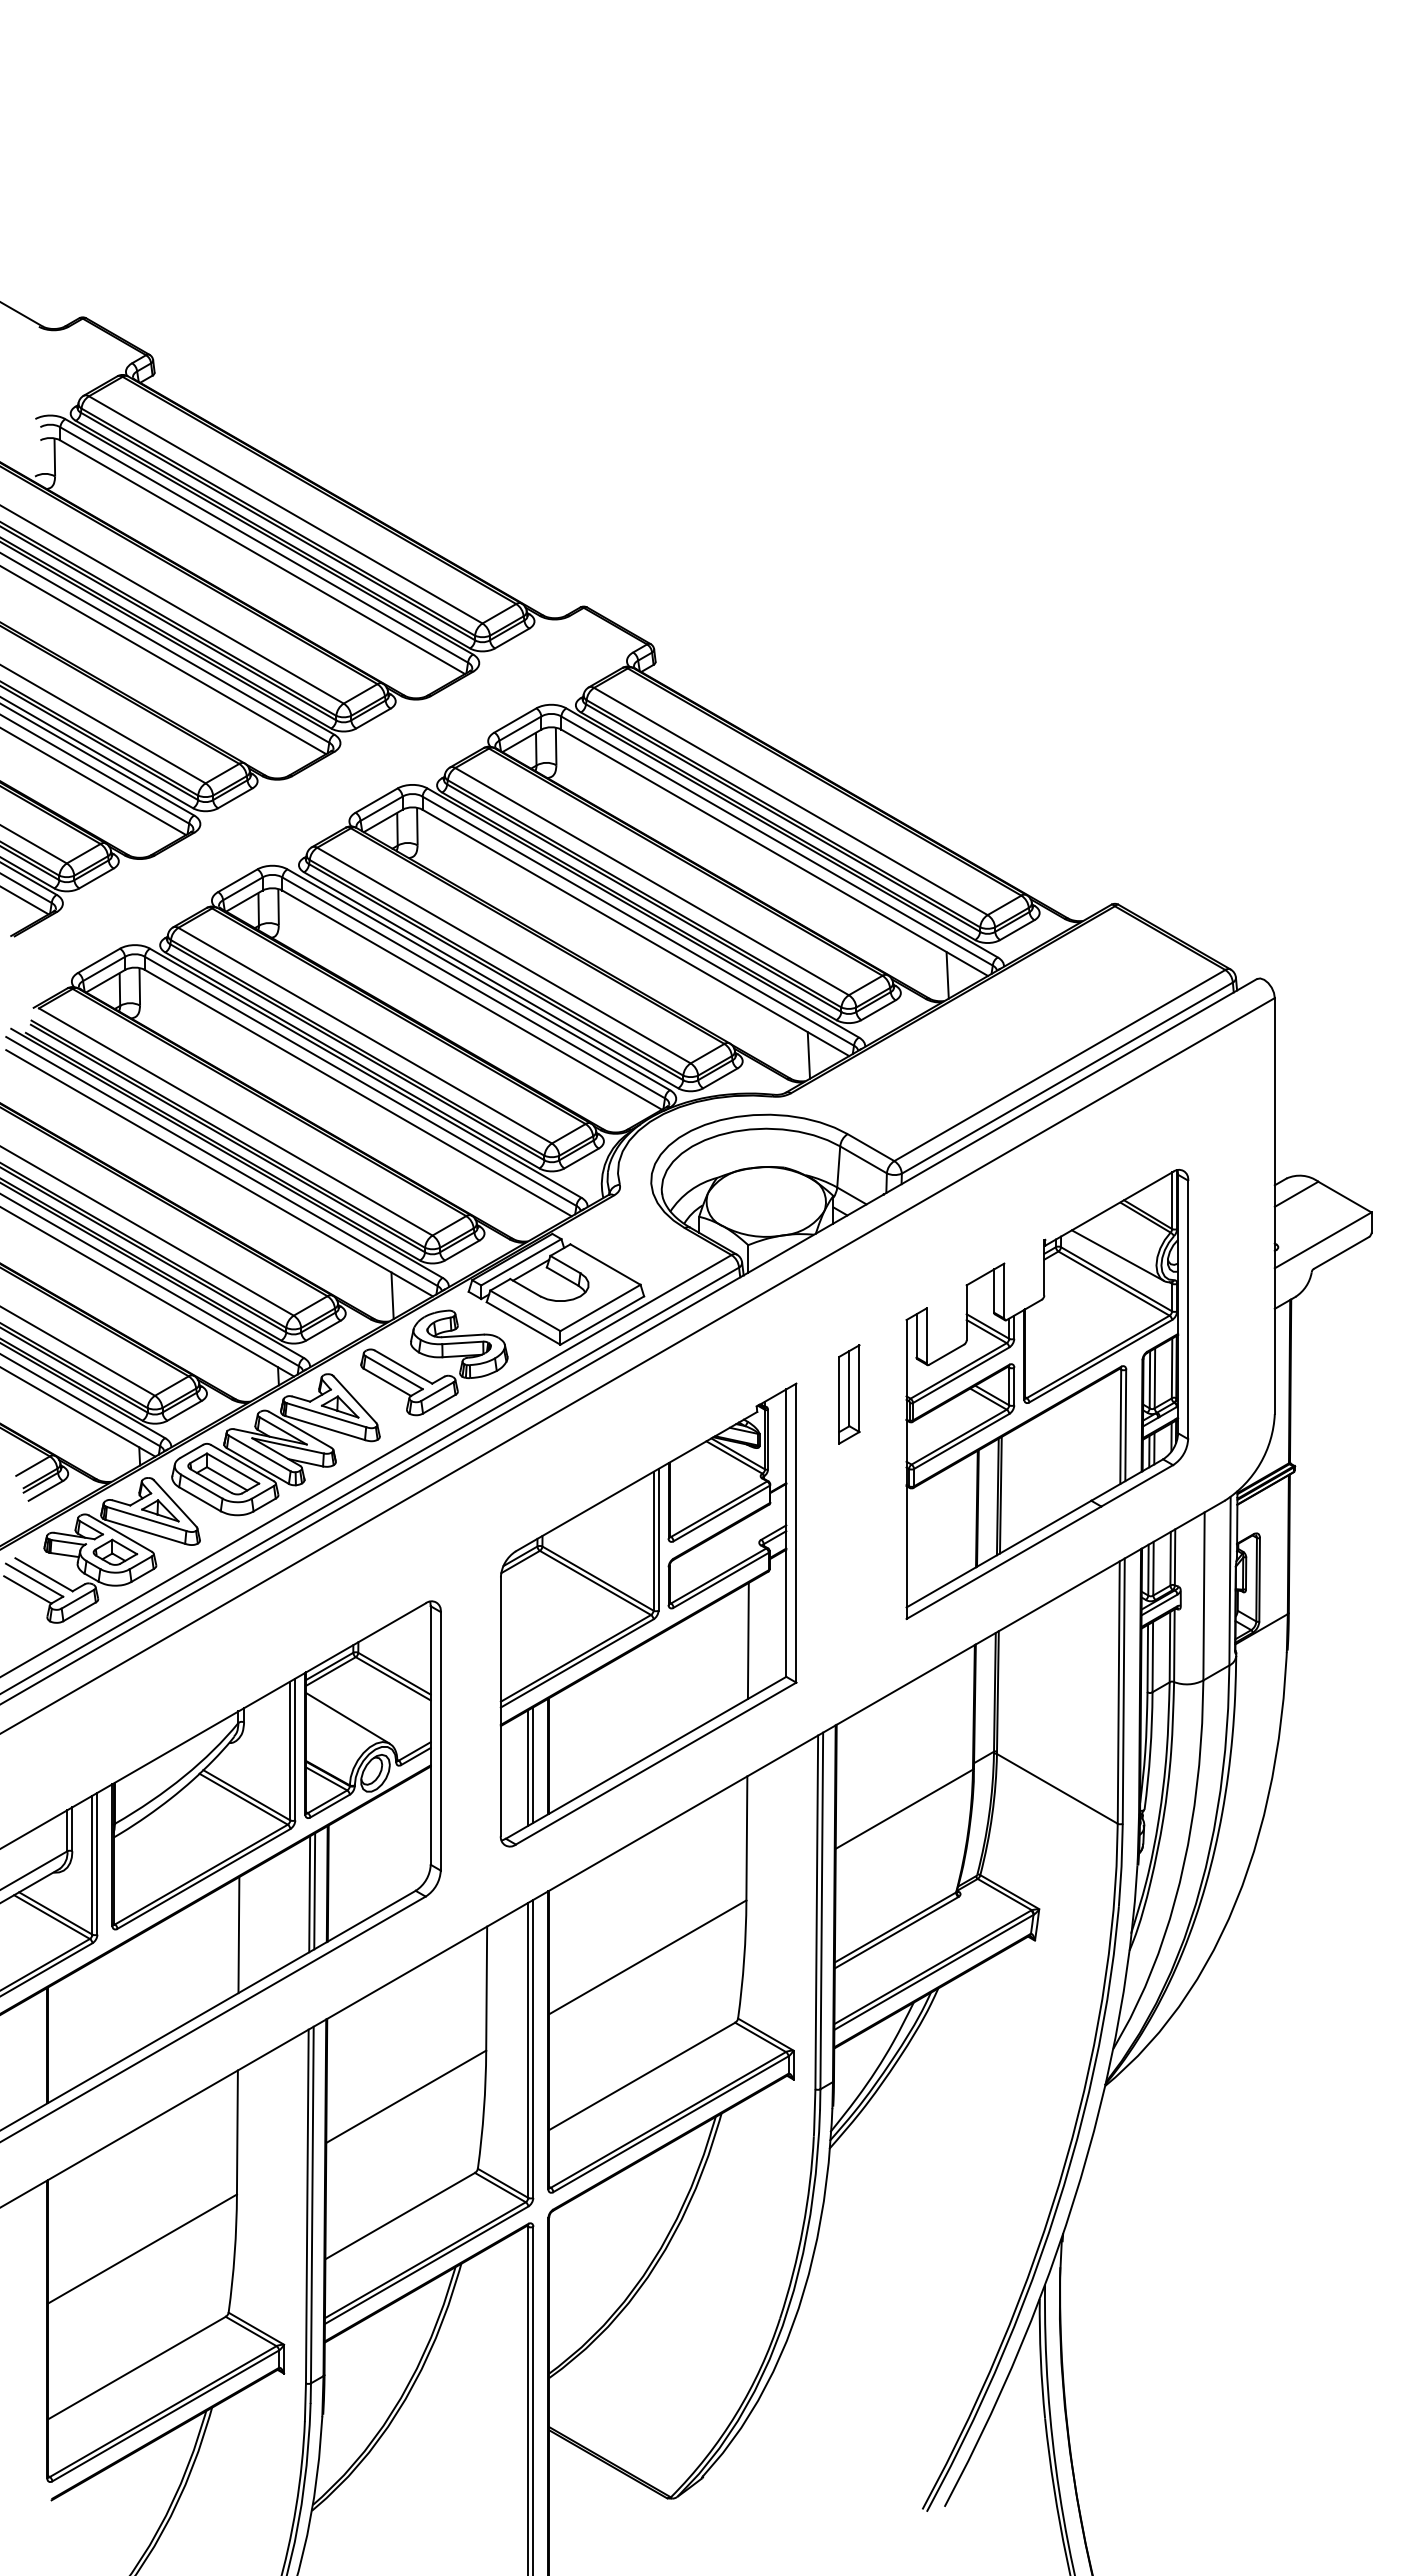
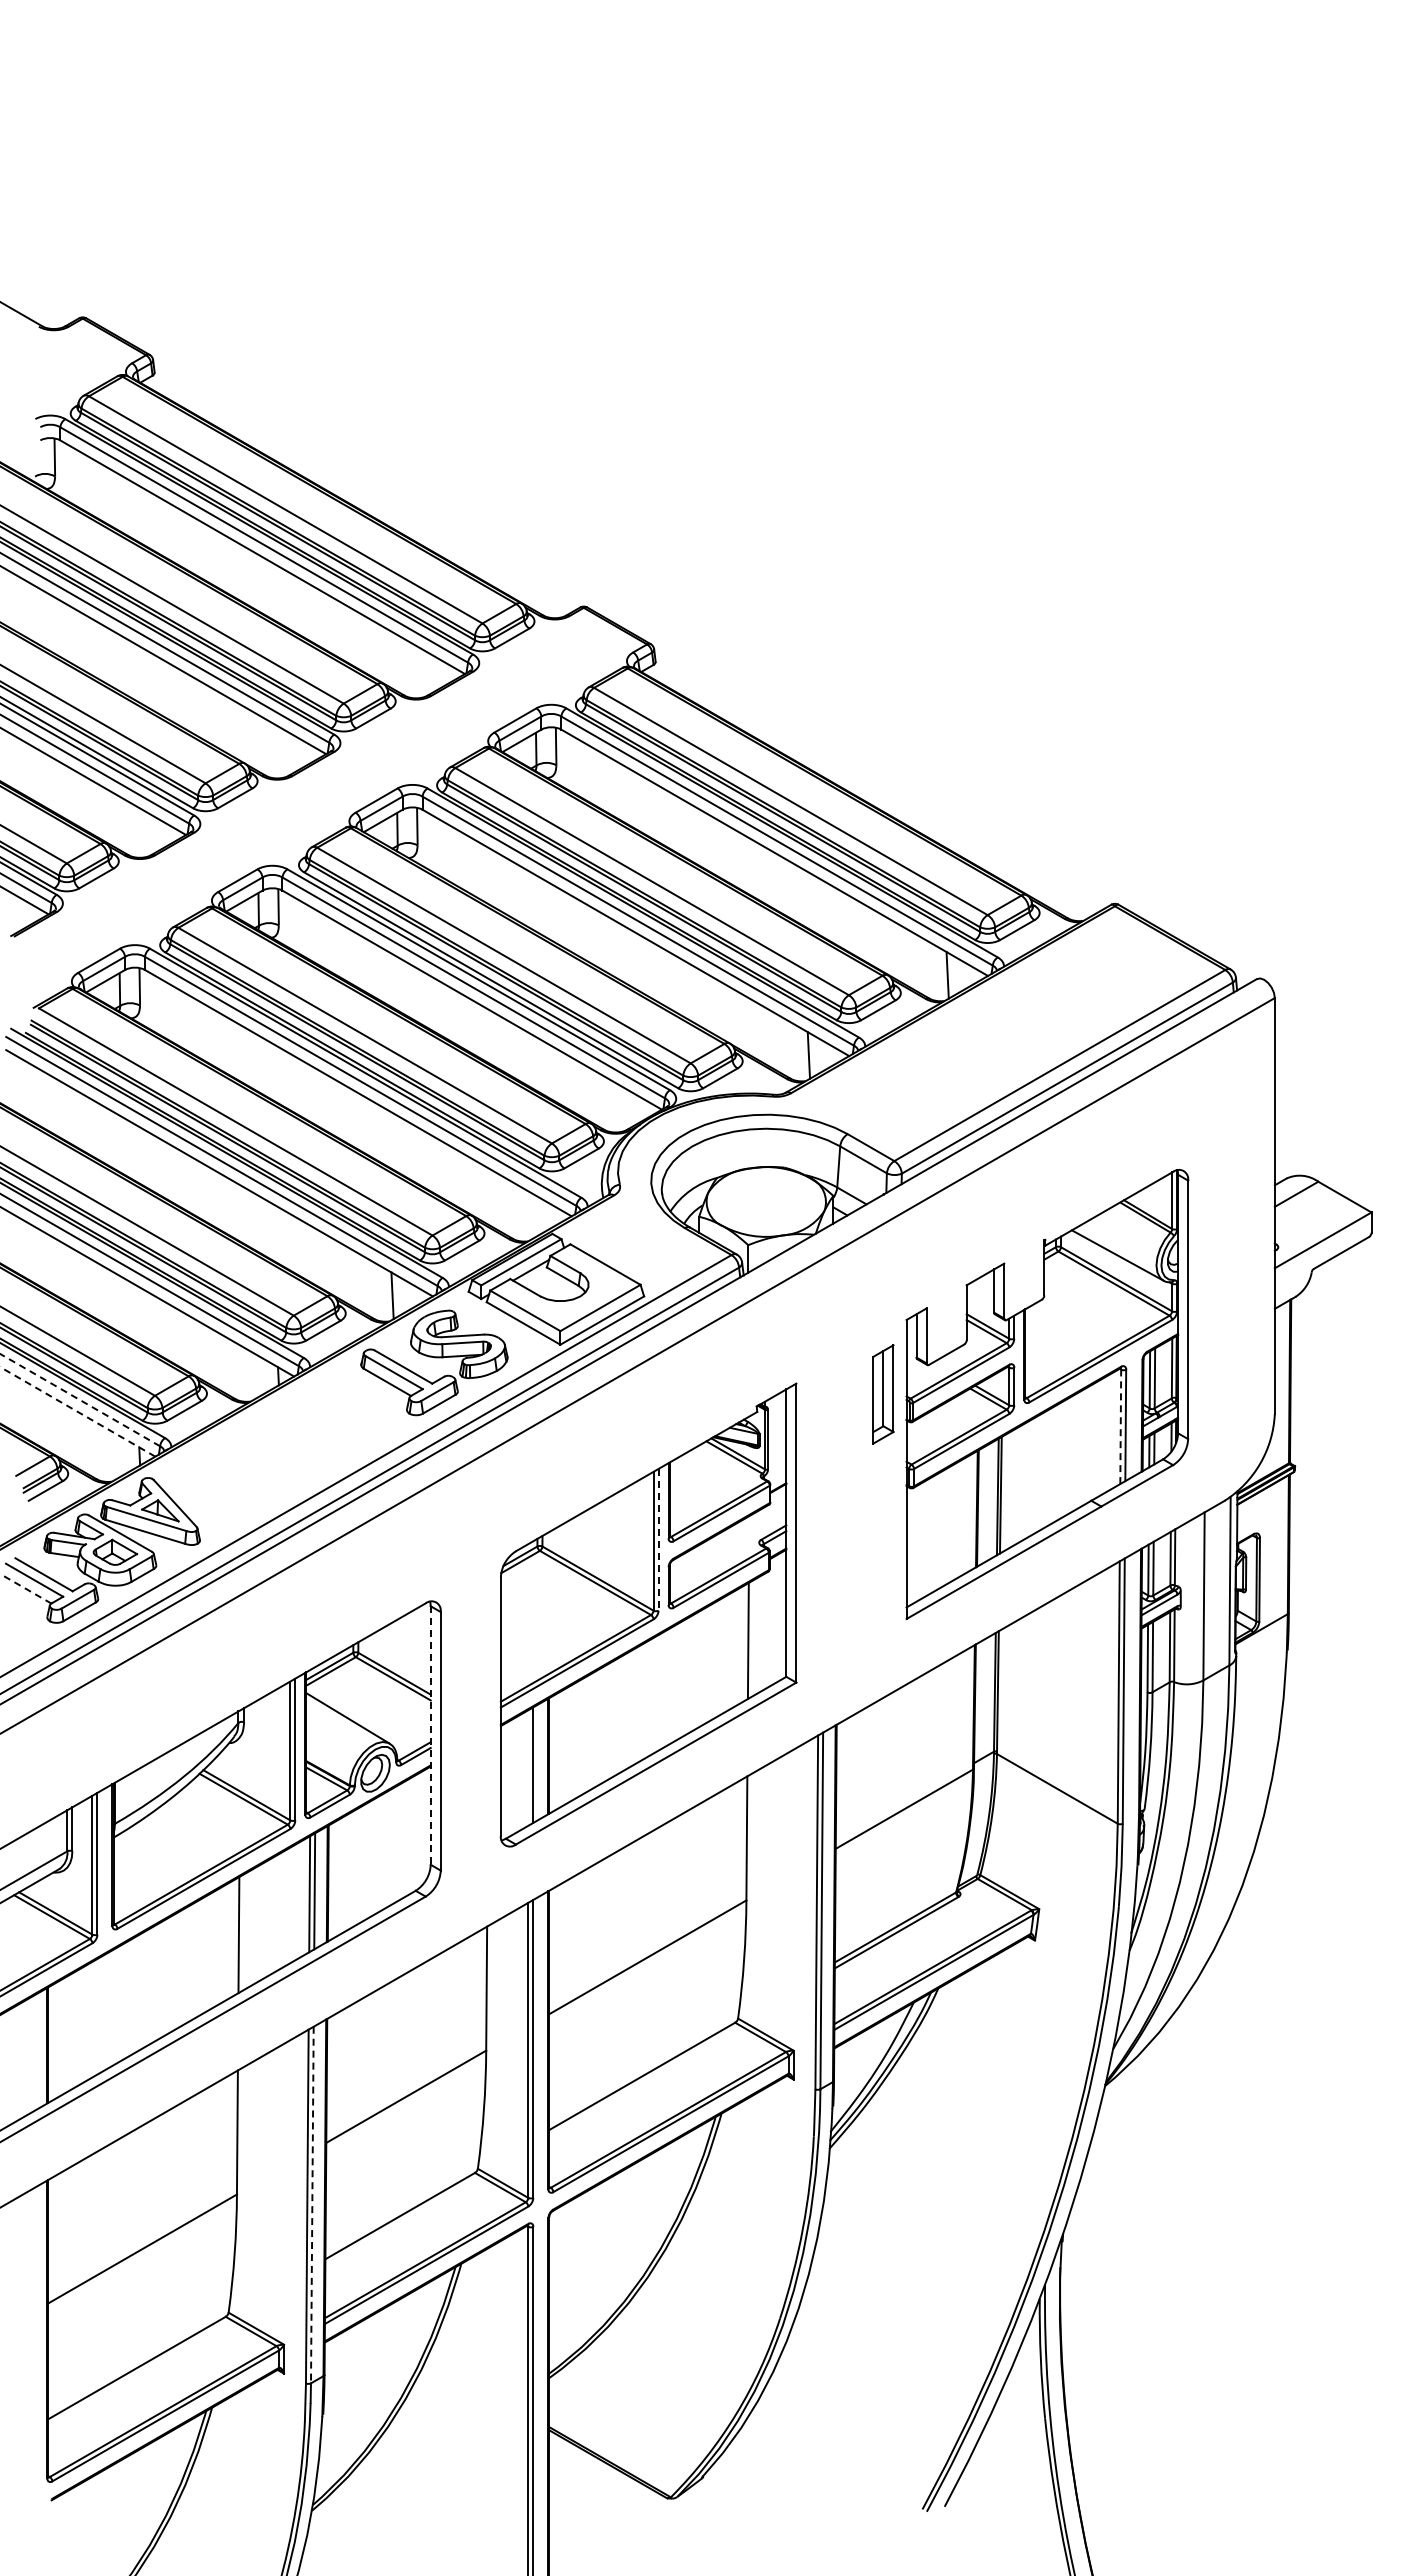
part position: (849, 1394) -> (883, 1394) (883, 1394)
line: solid -> dashed (79, 1399)
line: solid -> dashed (77, 1411)
line: solid -> dashed (1120, 1426)
part: present -> none (275, 1444)
line: solid -> dashed (658, 1539)
line: solid -> dashed (28, 1590)
line: solid -> dashed (430, 1736)
line: present -> none (528, 1767)
line: solid -> dashed (312, 2205)
